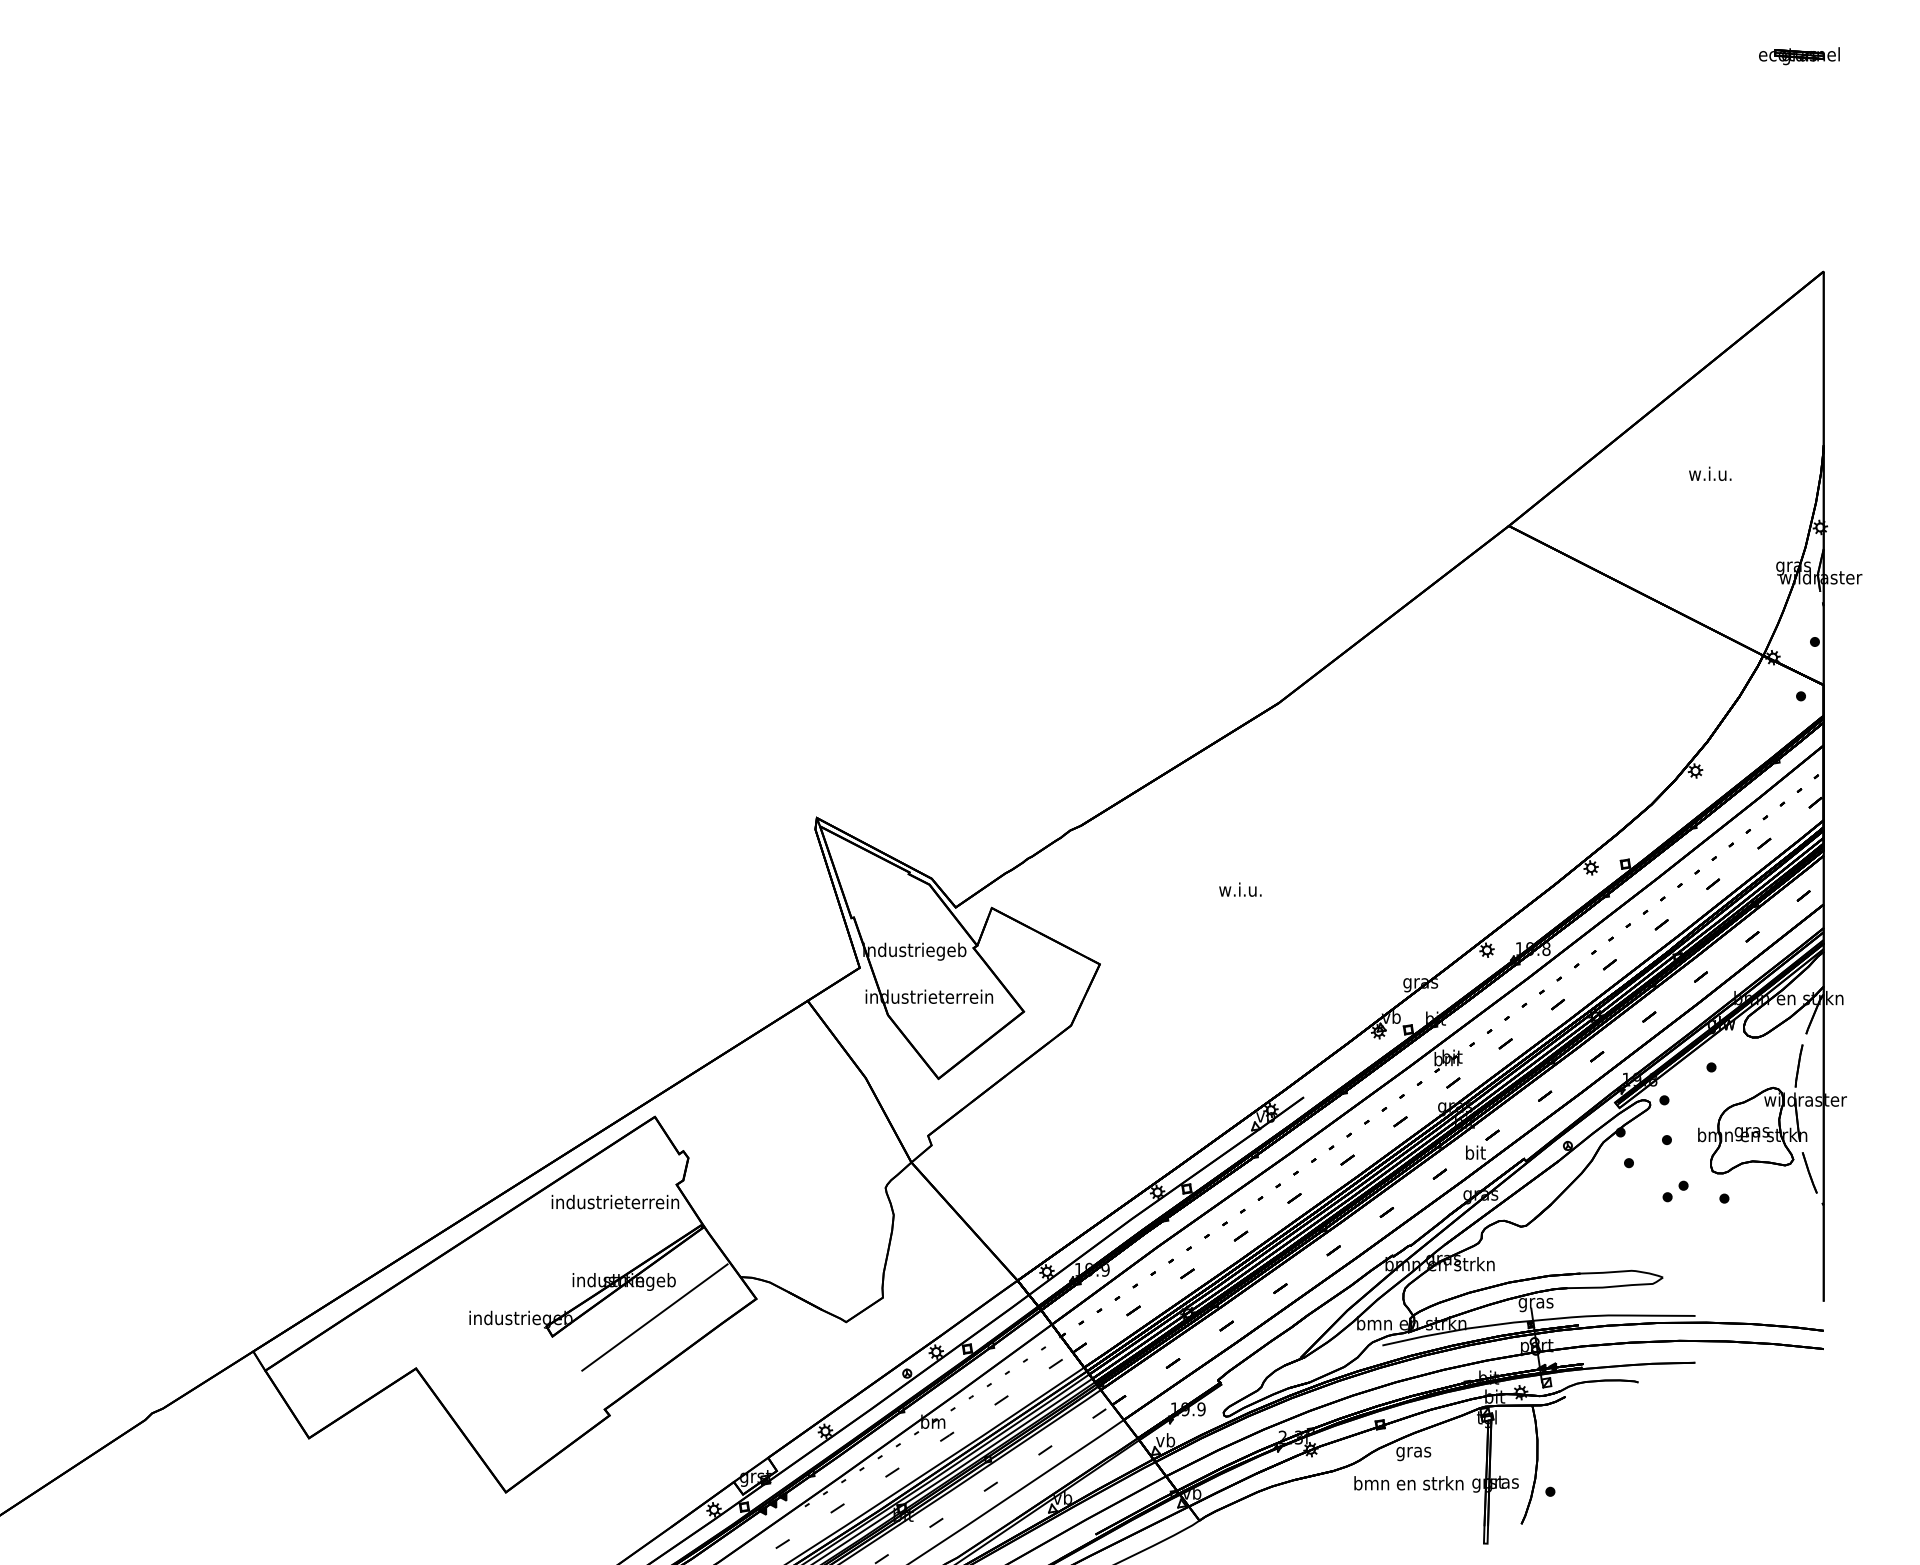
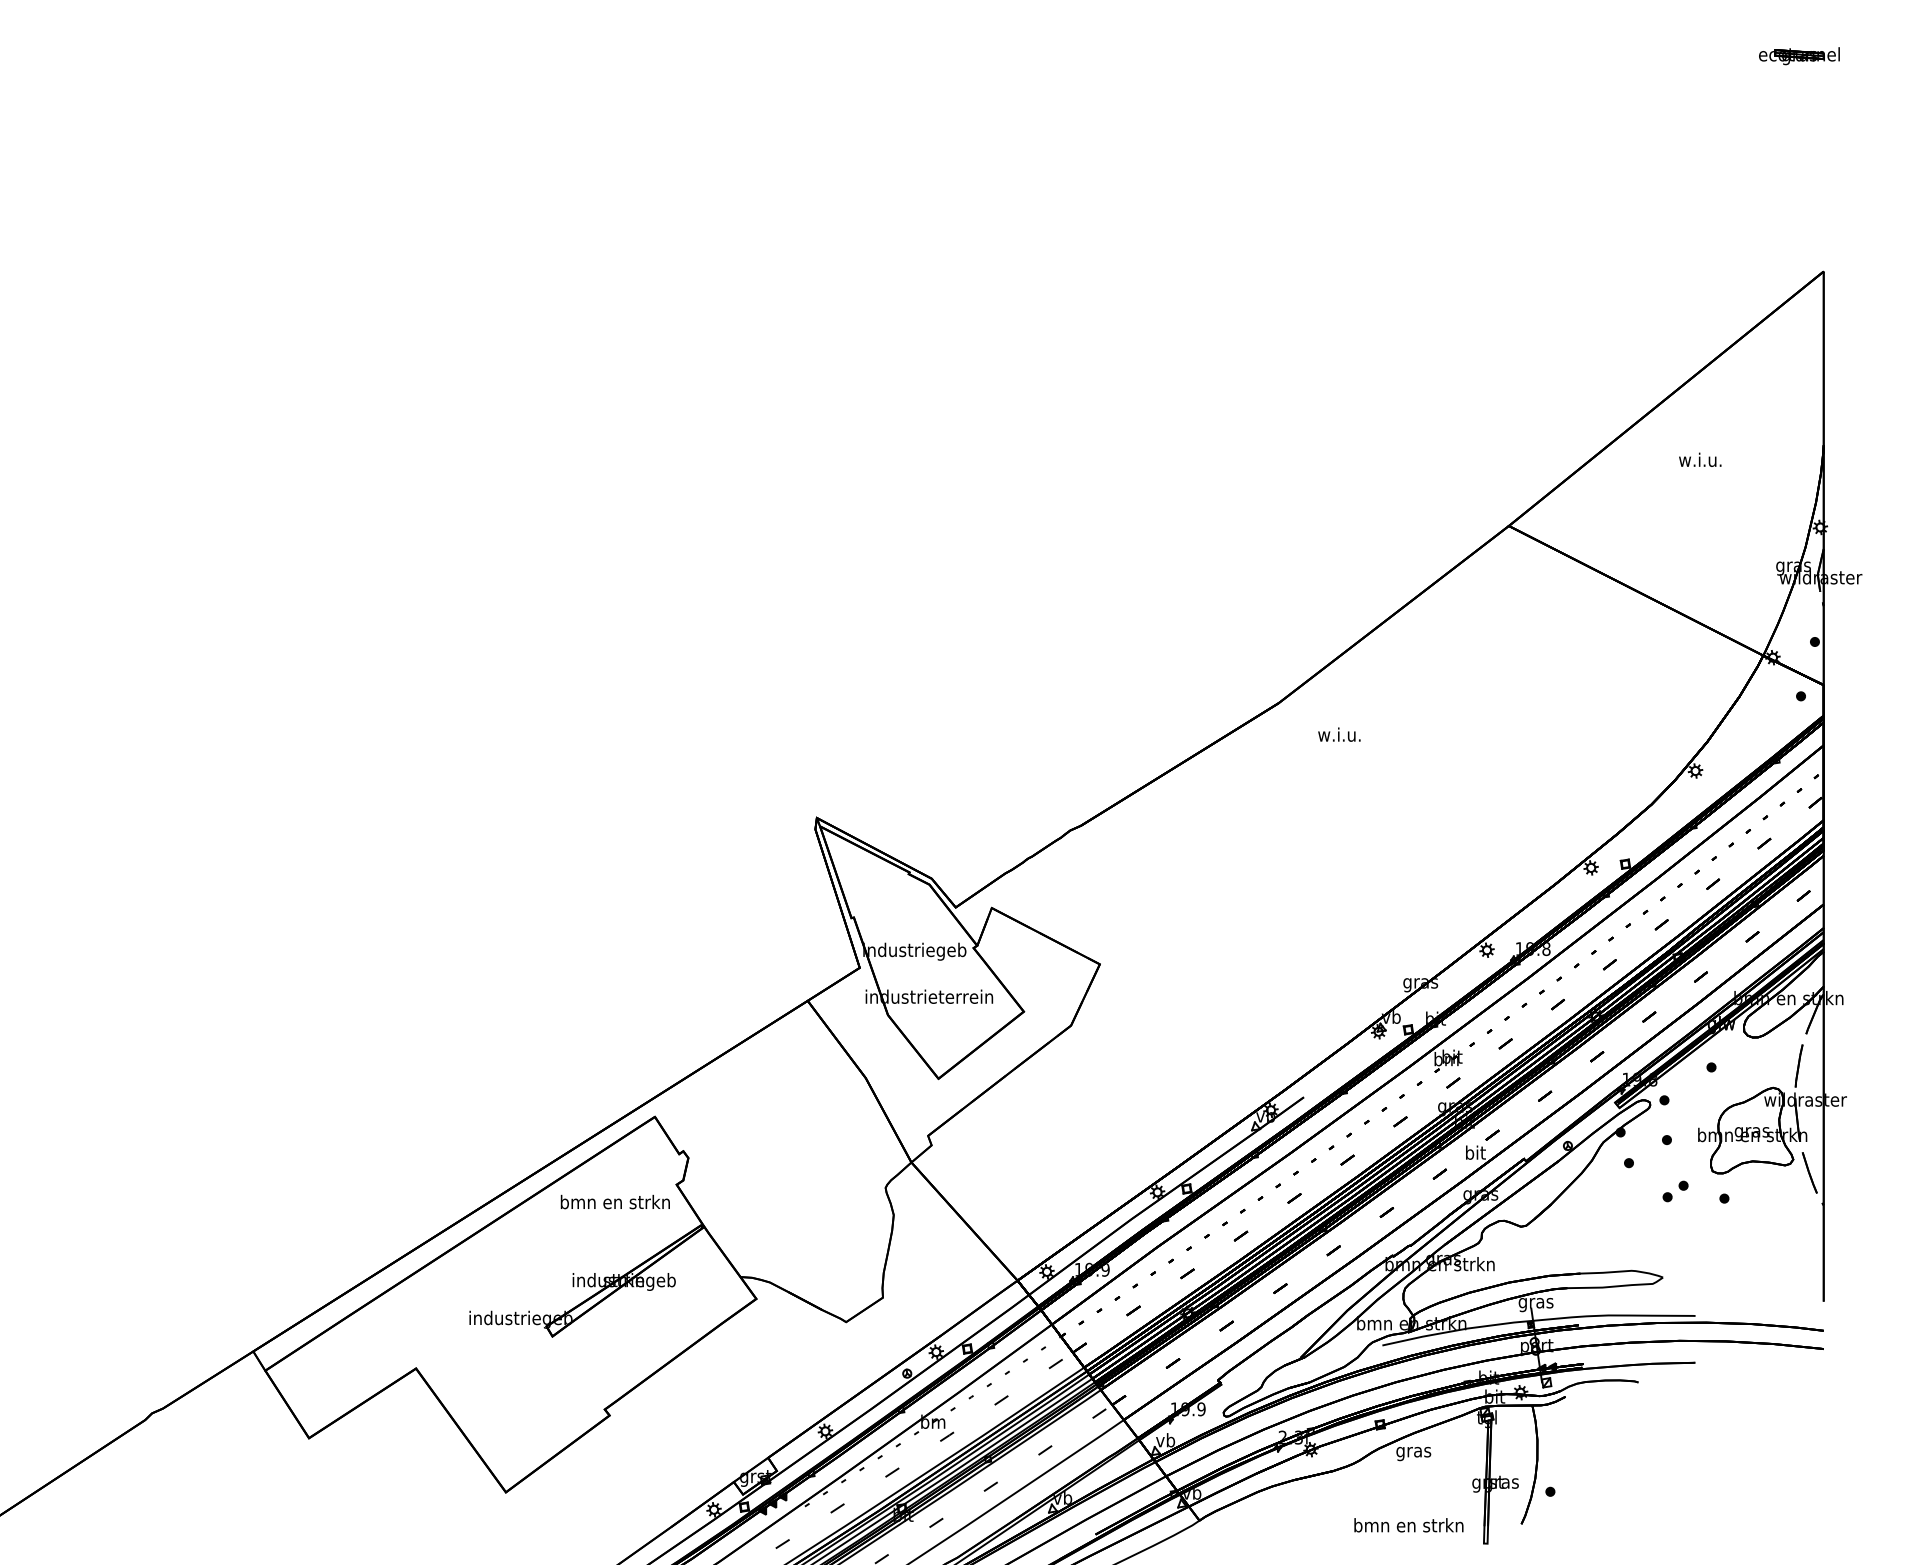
text position: (1710, 473) -> (1700, 459) (1700, 459)
text position: (1240, 889) -> (1339, 734) (1339, 734)
text: industrieterrein -> bmn en strkn (615, 1201)
line: present -> none (654, 1317)
text position: (1408, 1483) -> (1408, 1525) (1408, 1525)
